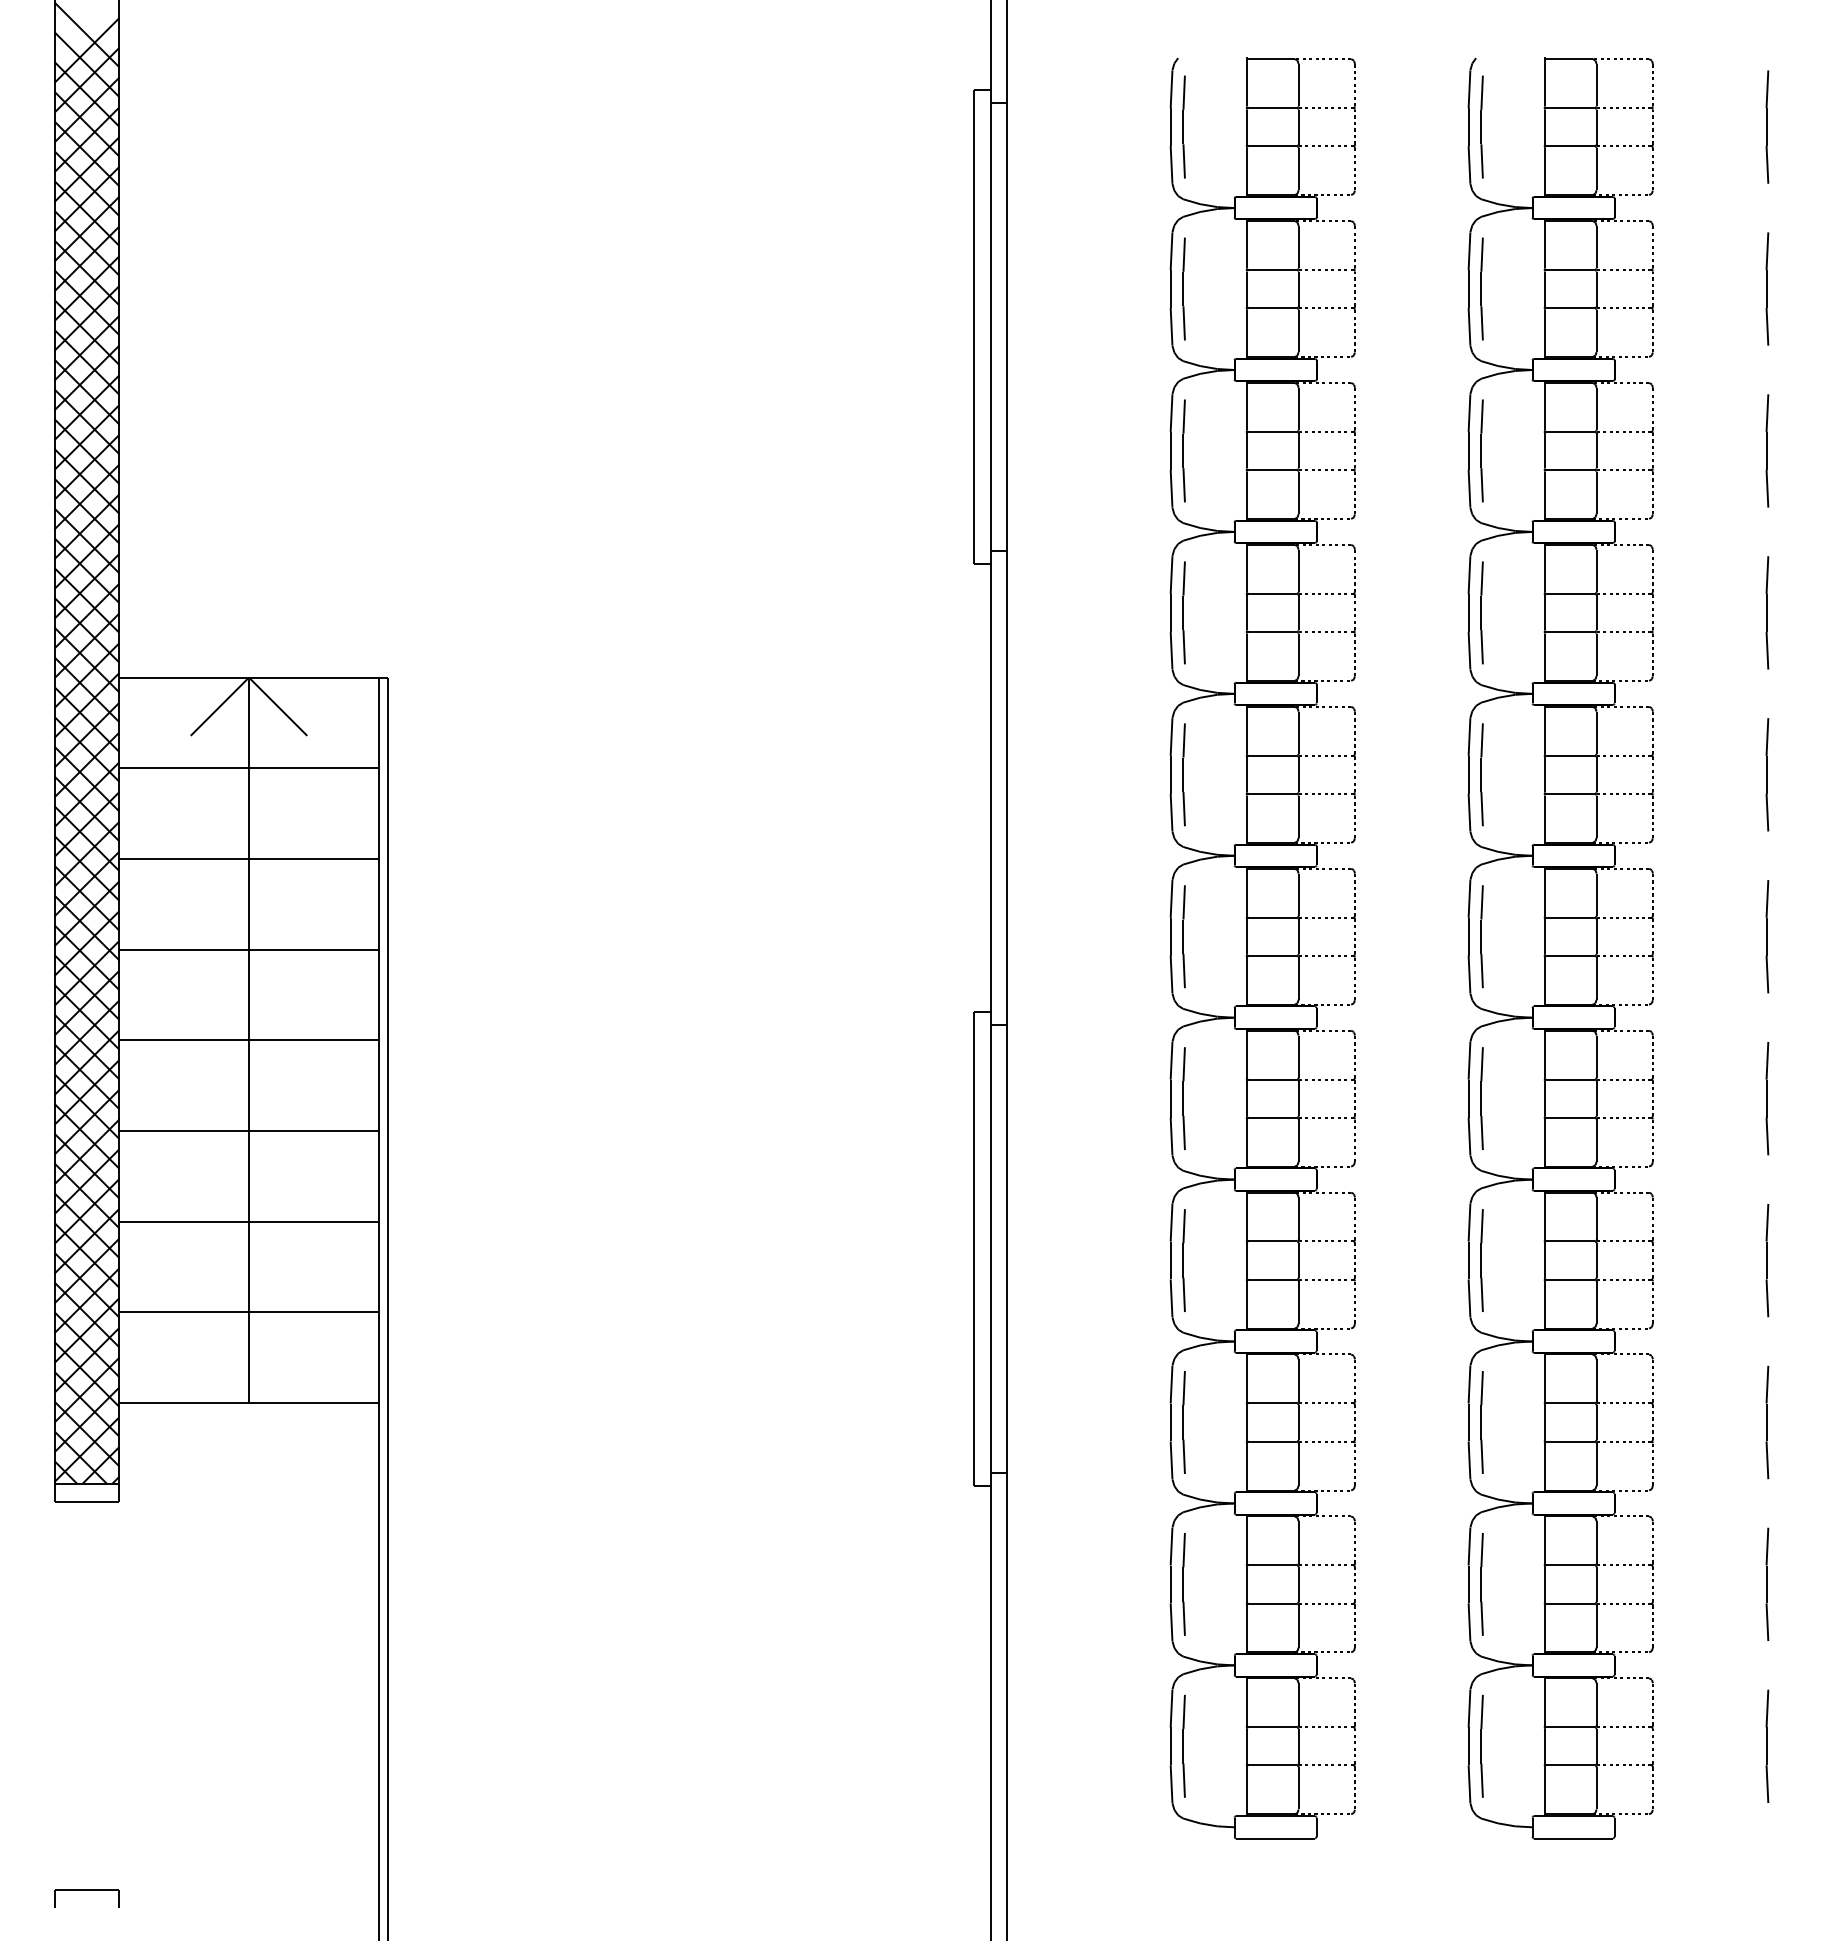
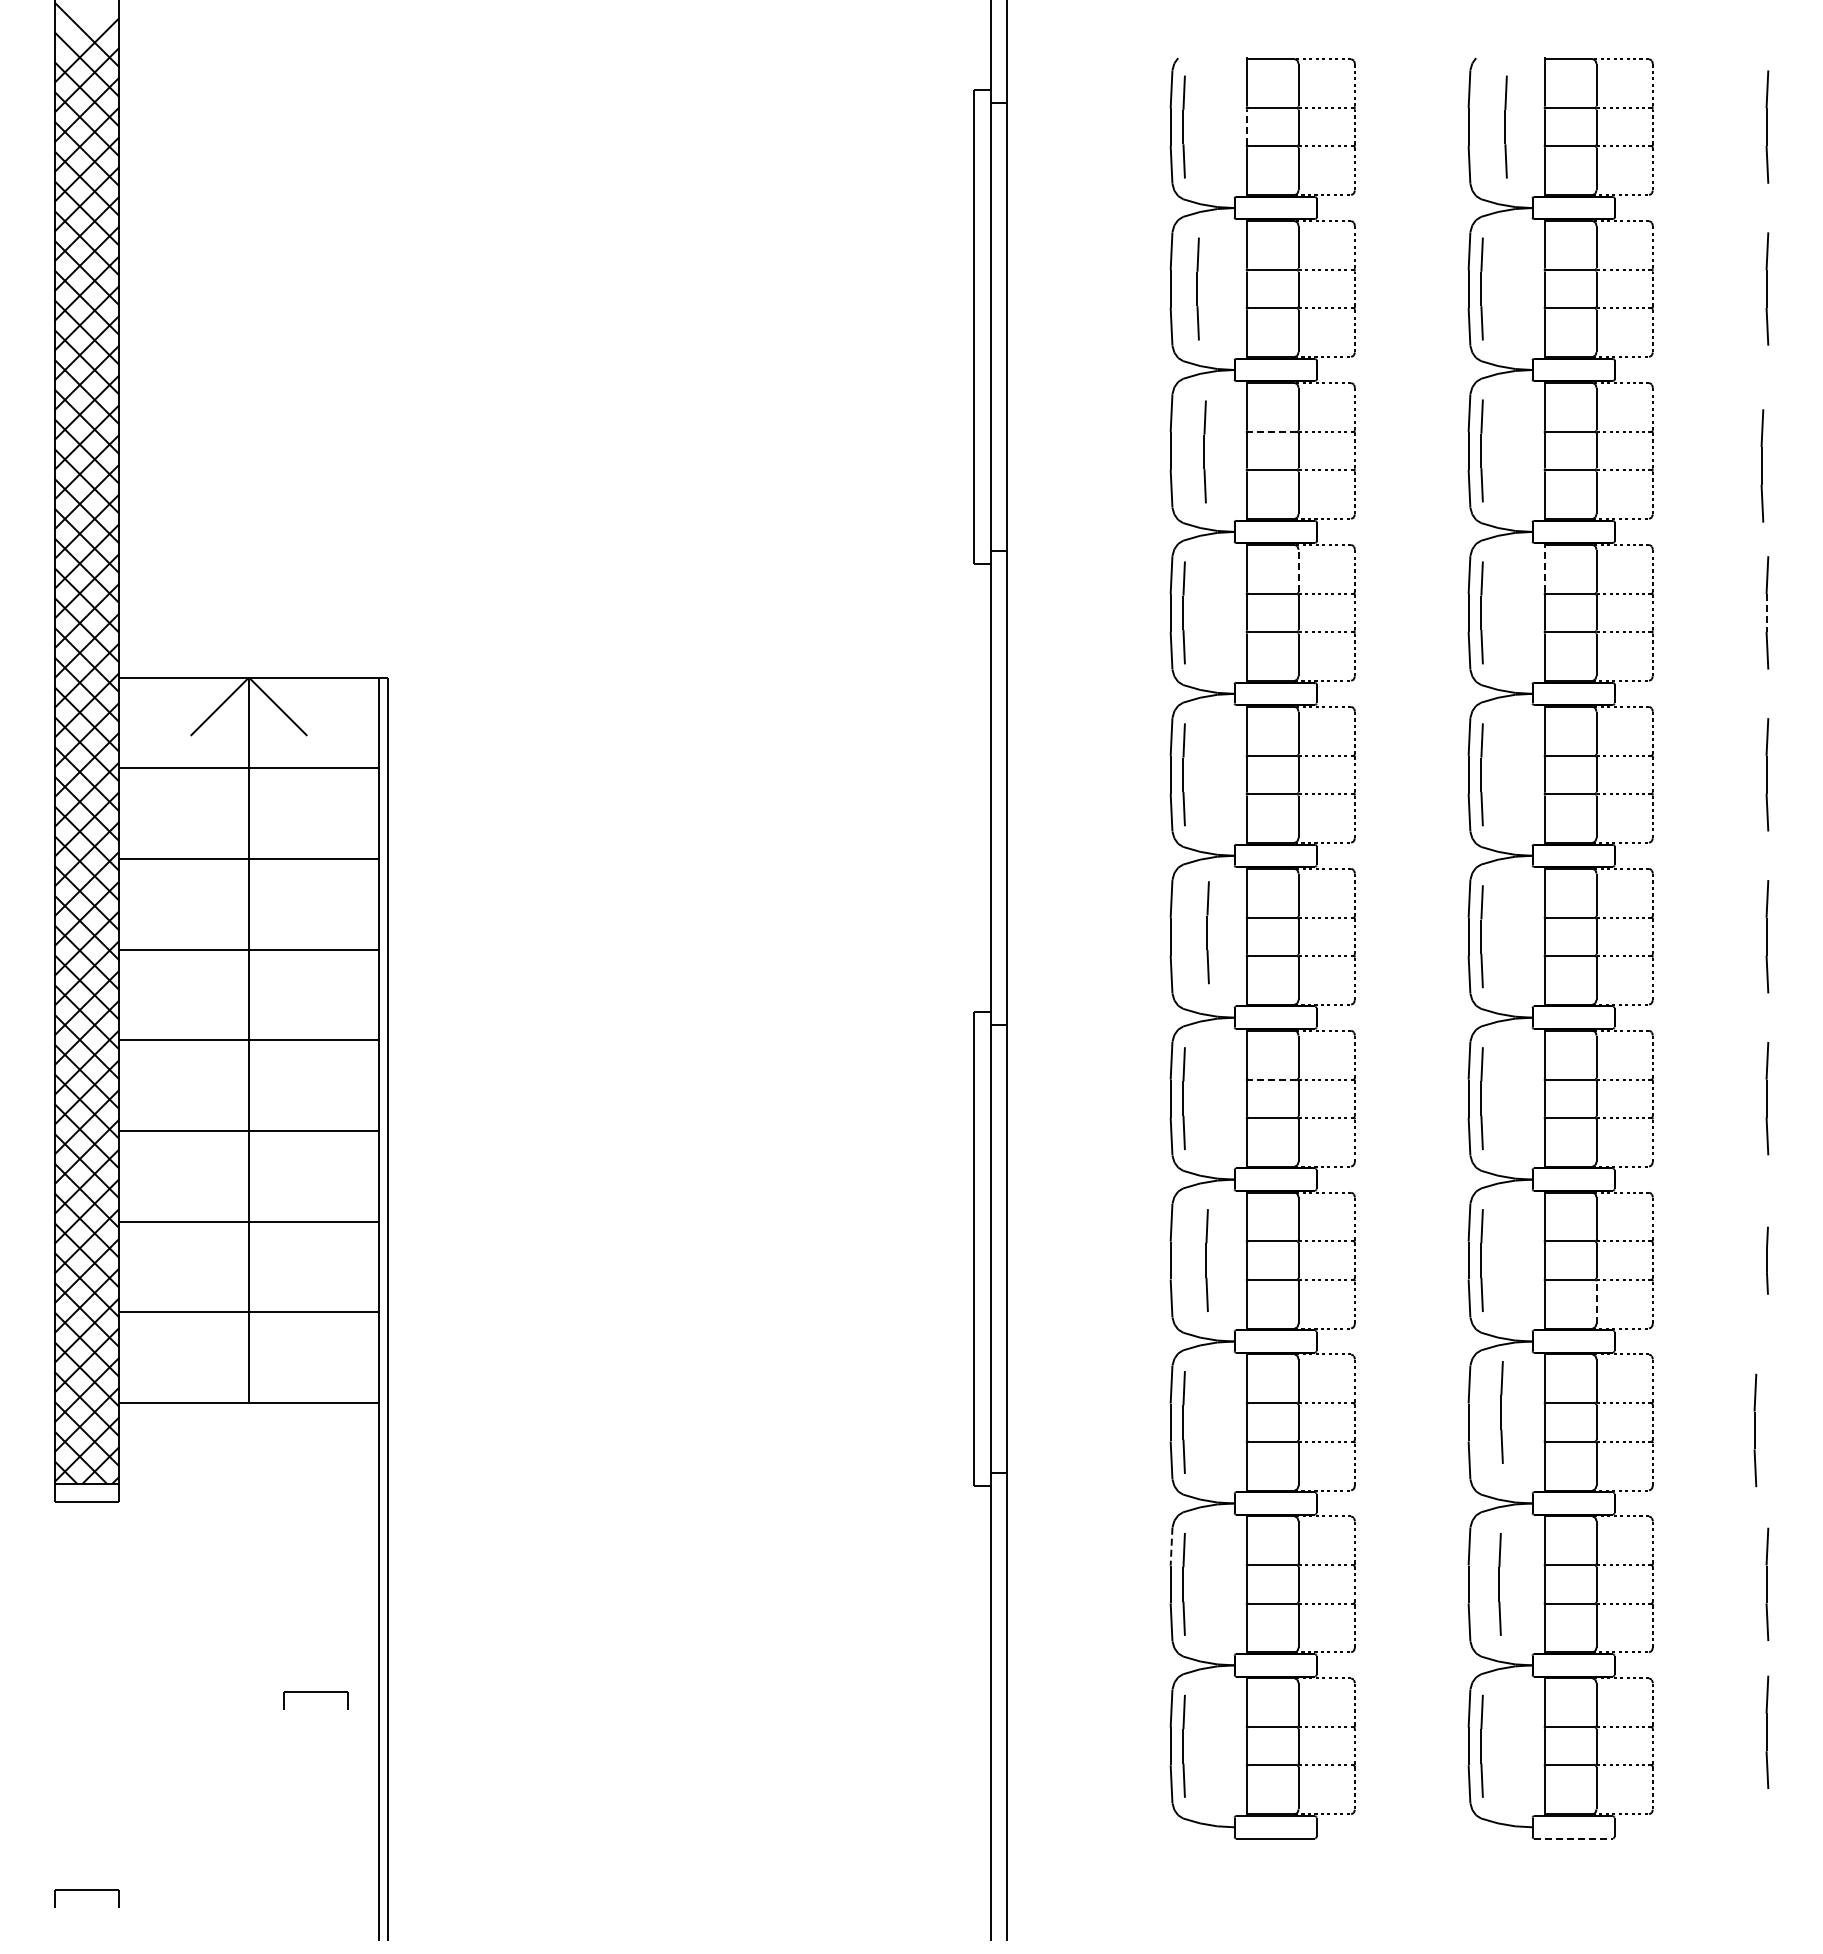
line: solid -> dashed (1247, 126)
line position: (1481, 126) -> (1505, 126) (1505, 126)
line position: (1183, 288) -> (1197, 288) (1197, 288)
line: solid -> dashed (1271, 431)
line position: (1183, 450) -> (1204, 451) (1204, 451)
part position: (1767, 450) -> (1762, 465) (1762, 465)
line: solid -> dashed (1545, 567)
line: solid -> dashed (1298, 570)
line: solid -> dashed (1766, 612)
line position: (1183, 936) -> (1207, 932) (1207, 932)
line: solid -> dashed (1271, 1079)
line position: (1183, 1260) -> (1206, 1260) (1206, 1260)
part size: 5x114 px -> 3x69 px (1767, 1260)
line: solid -> dashed (1596, 1302)
line position: (1481, 1422) -> (1501, 1412) (1501, 1412)
part position: (1767, 1422) -> (1755, 1430) (1755, 1430)
line: solid -> dashed (1171, 1546)
line position: (1481, 1584) -> (1499, 1584) (1499, 1584)
part: none -> present (315, 1692)
part position: (1767, 1745) -> (1767, 1731) (1767, 1731)
line: solid -> dashed (1573, 1838)
